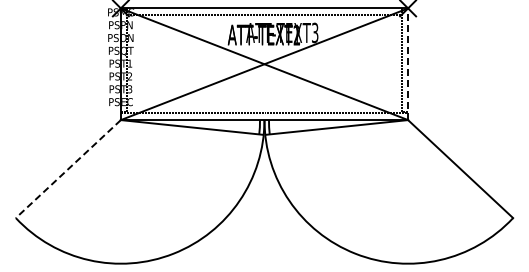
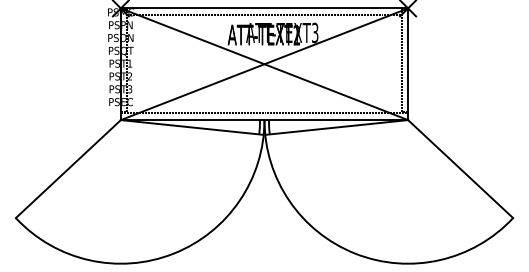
line: dashed -> solid (408, 64)
line: dashed -> solid (68, 169)
